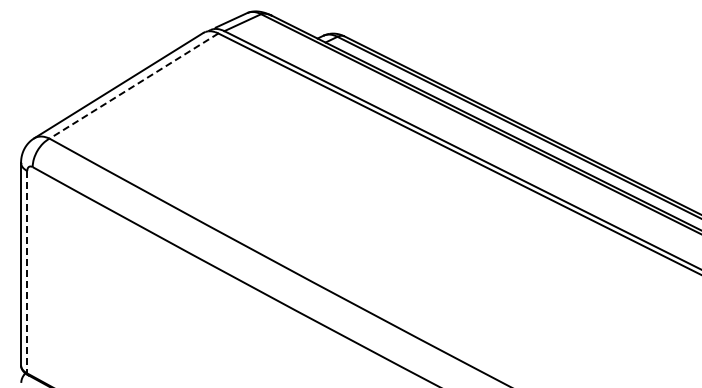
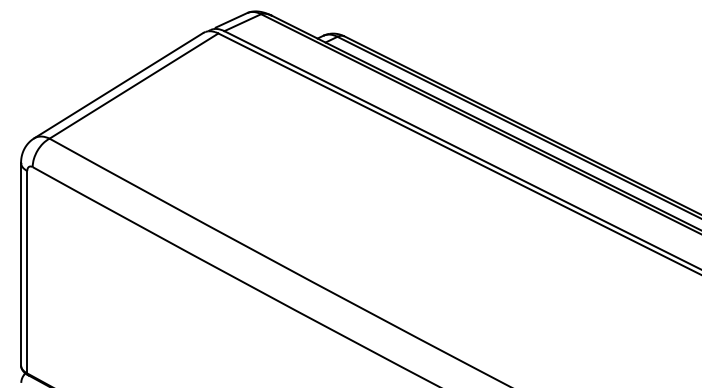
line: dashed -> solid (133, 86)
line: dashed -> solid (27, 272)
